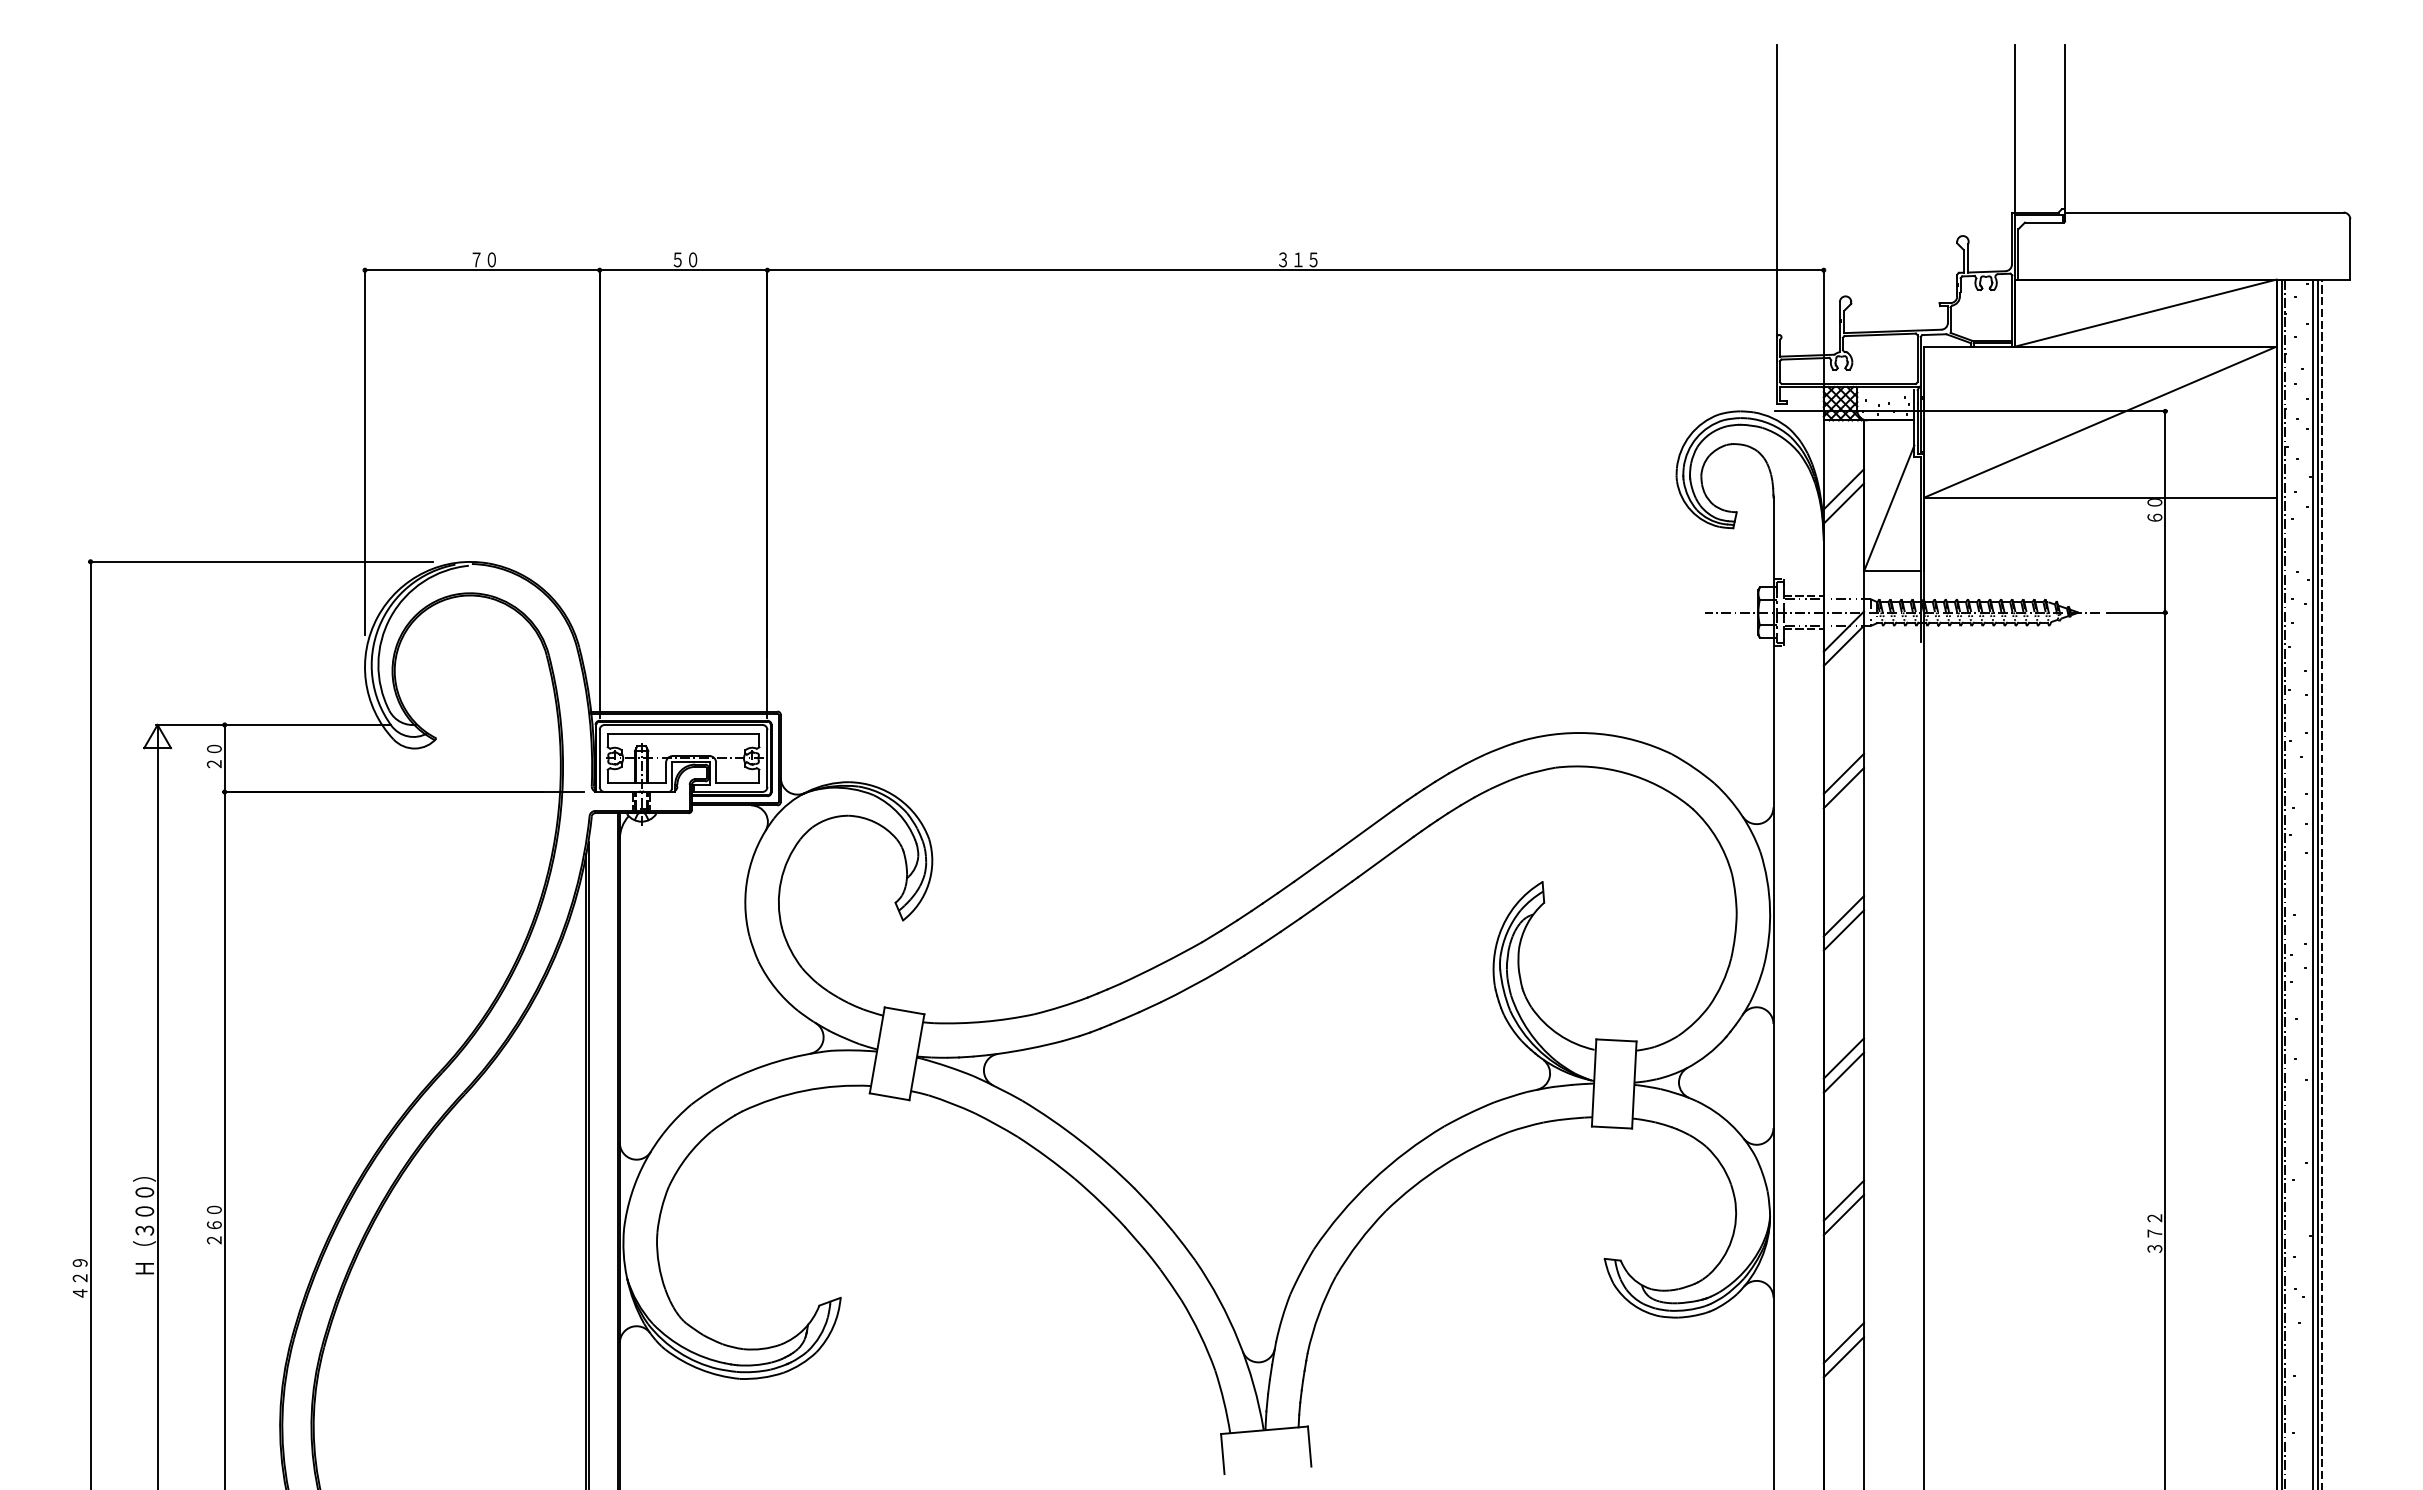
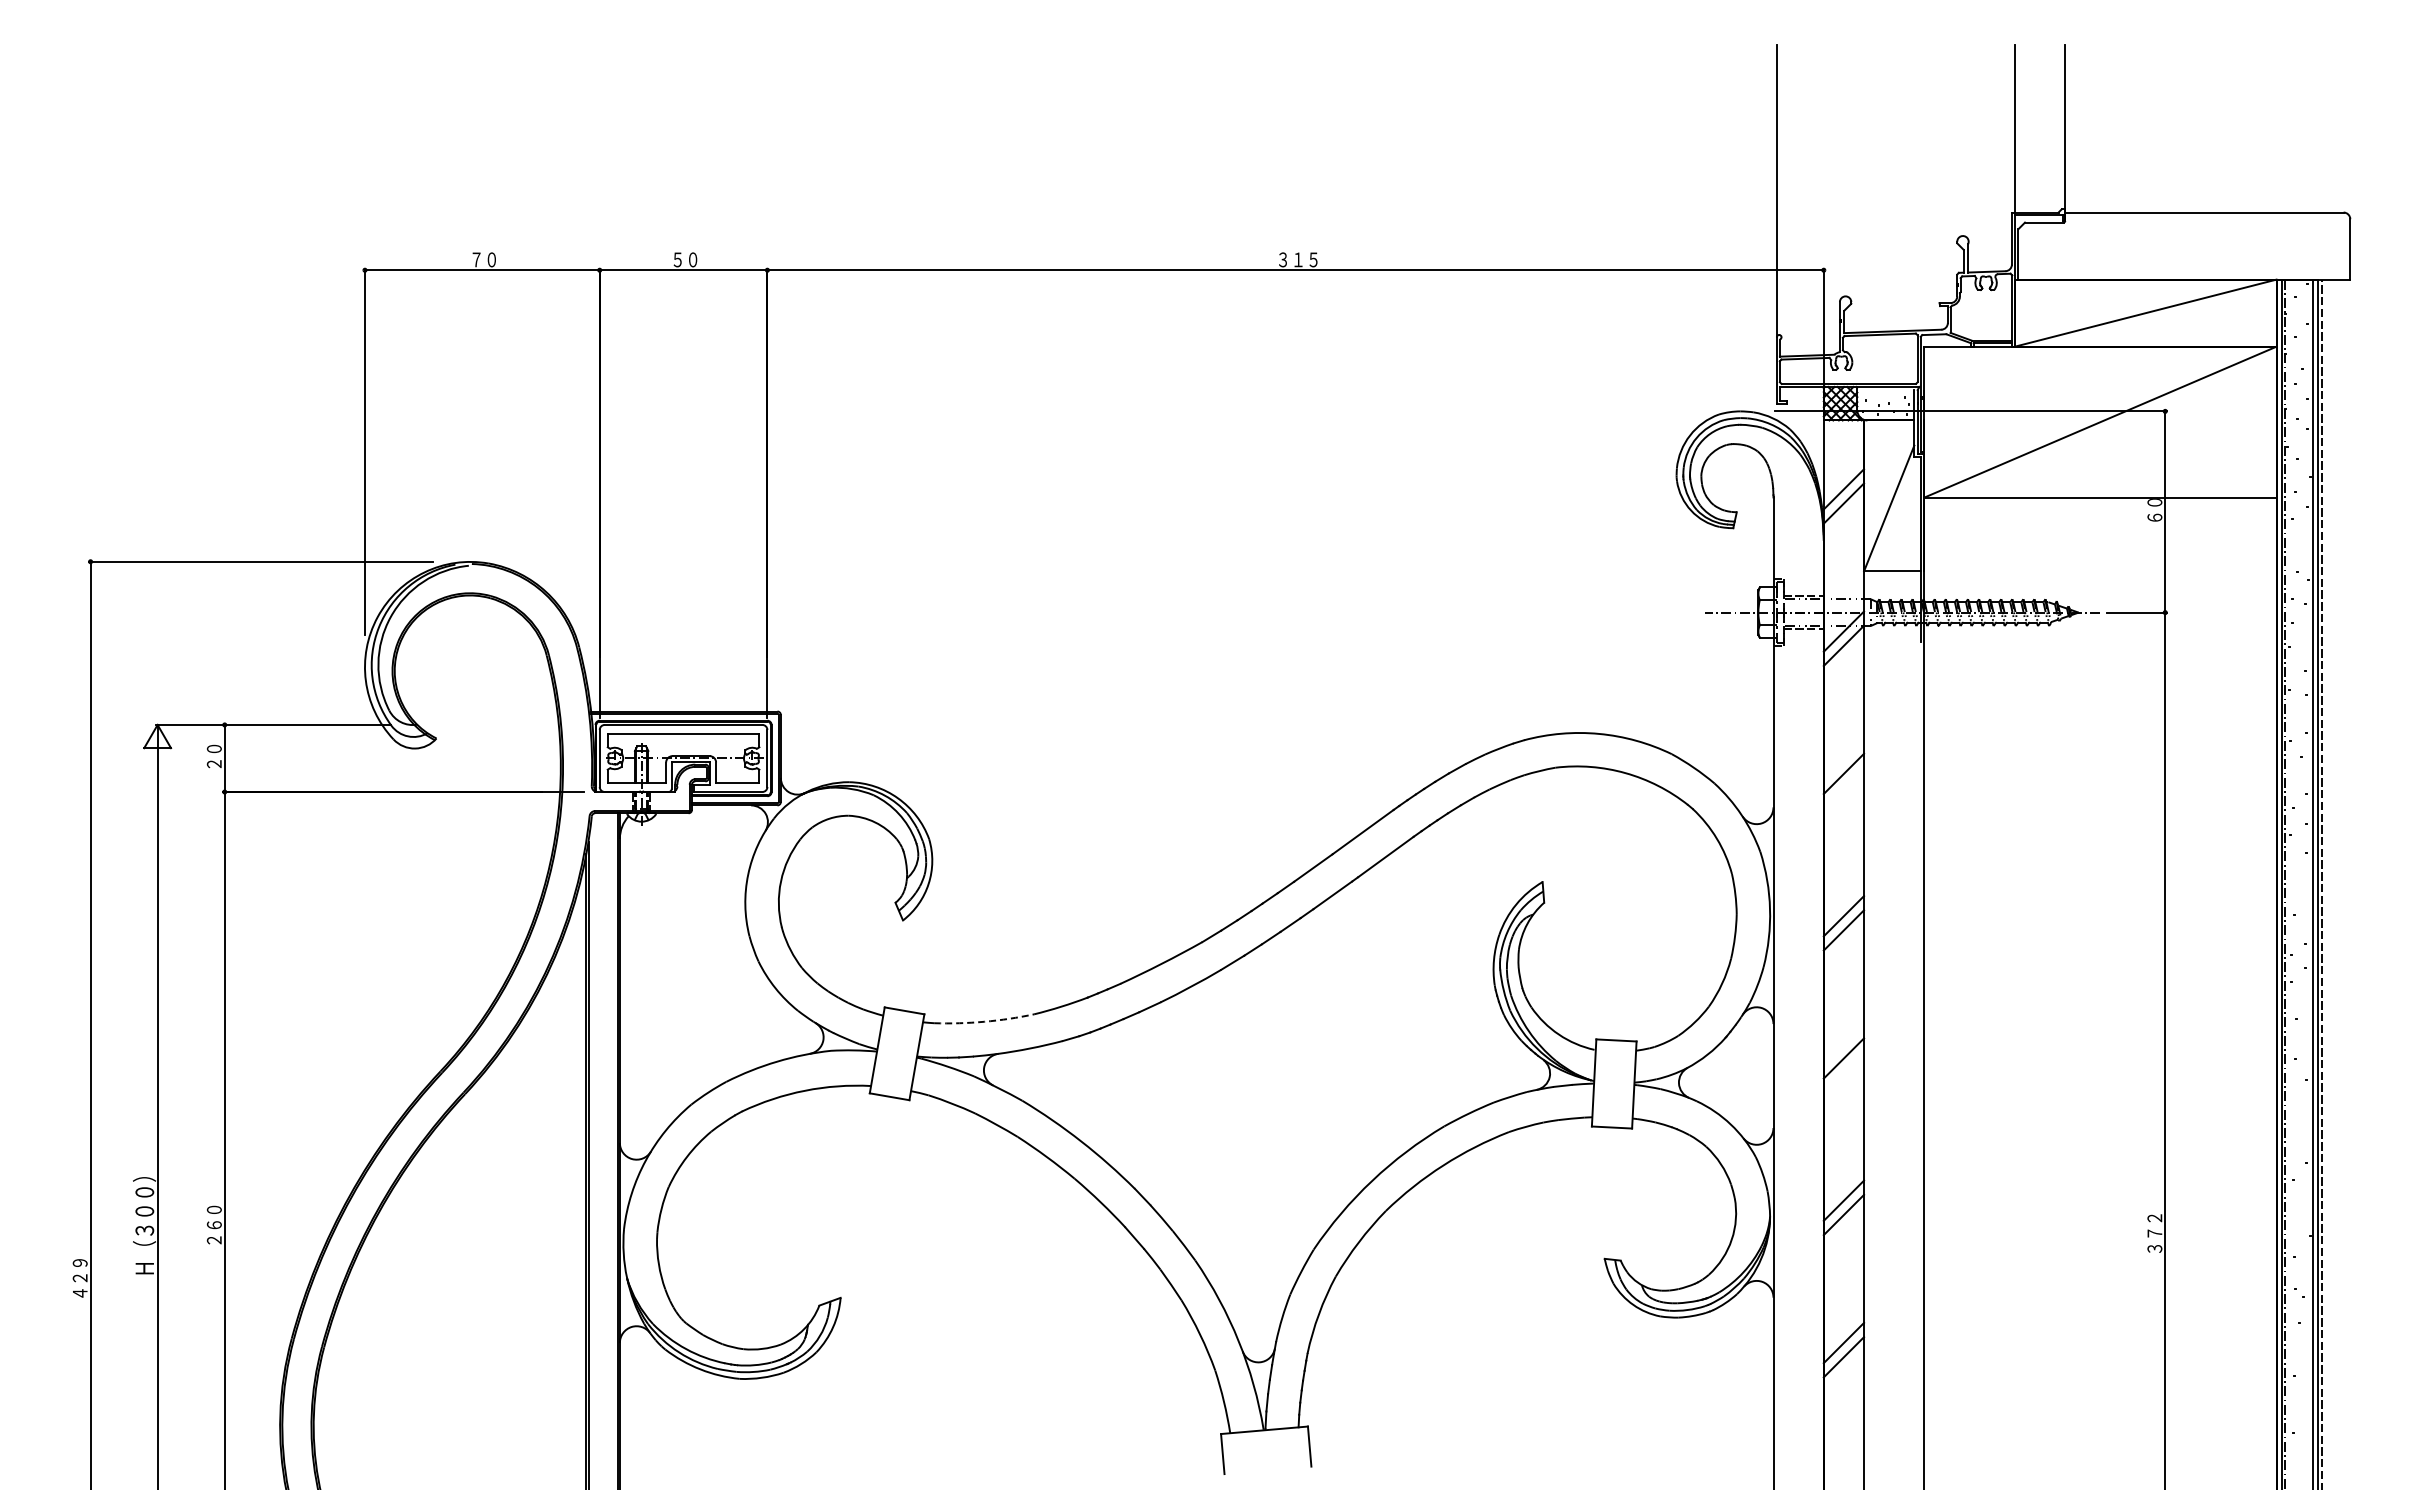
line: present -> none (1843, 788)
arc: solid -> dashed (984, 1021)
line: present -> none (1843, 1072)
